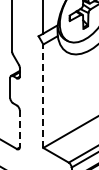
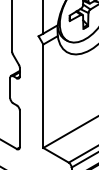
line: dashed -> solid (43, 96)
line: dashed -> solid (19, 128)
